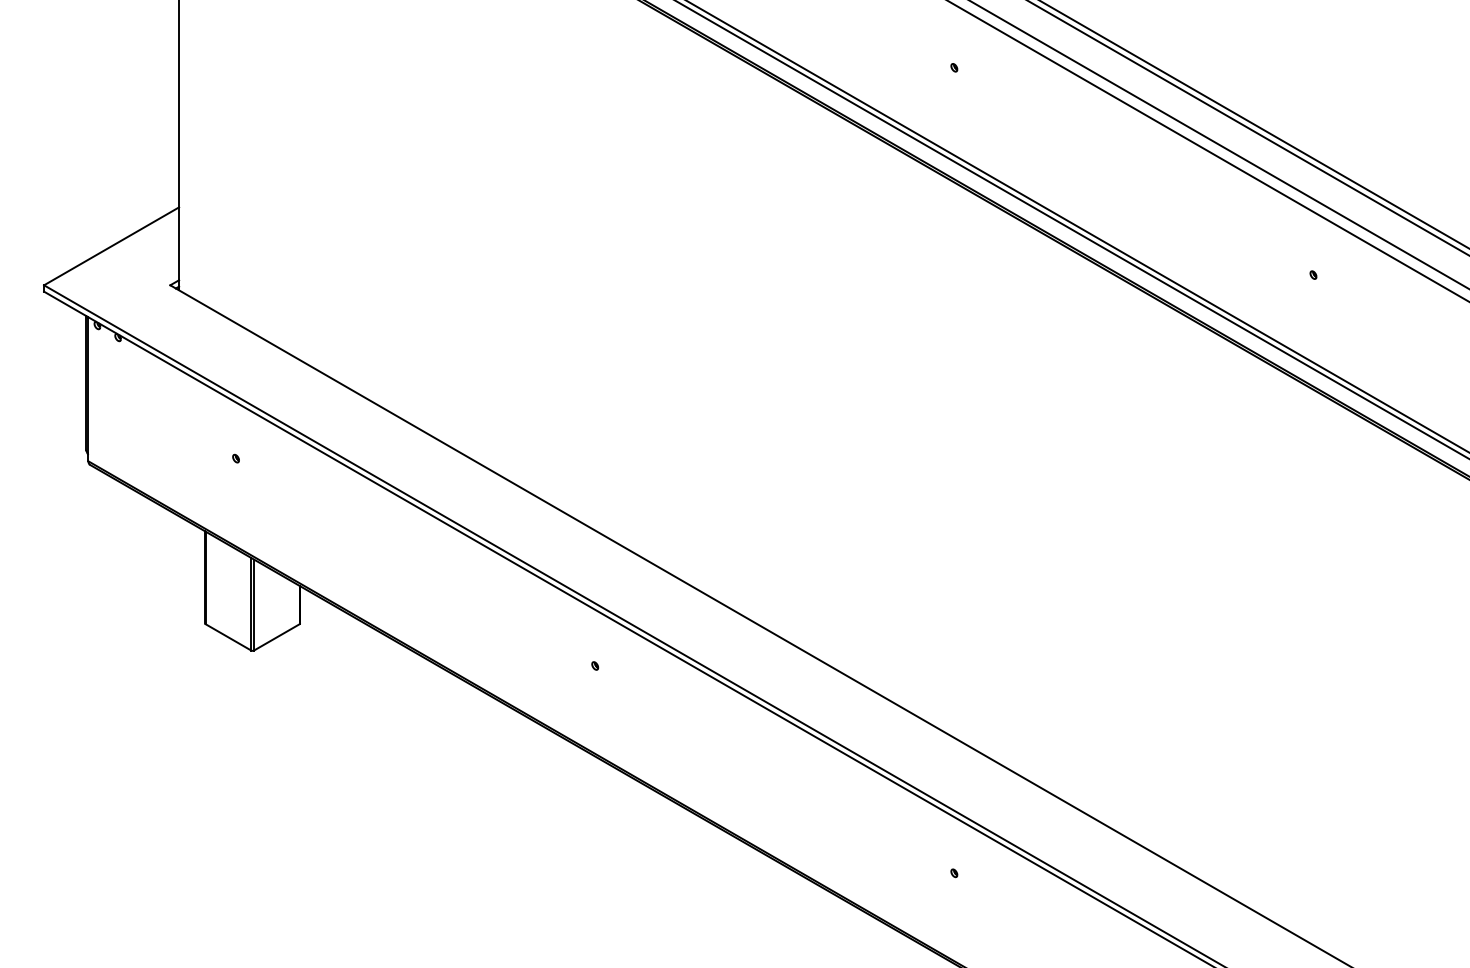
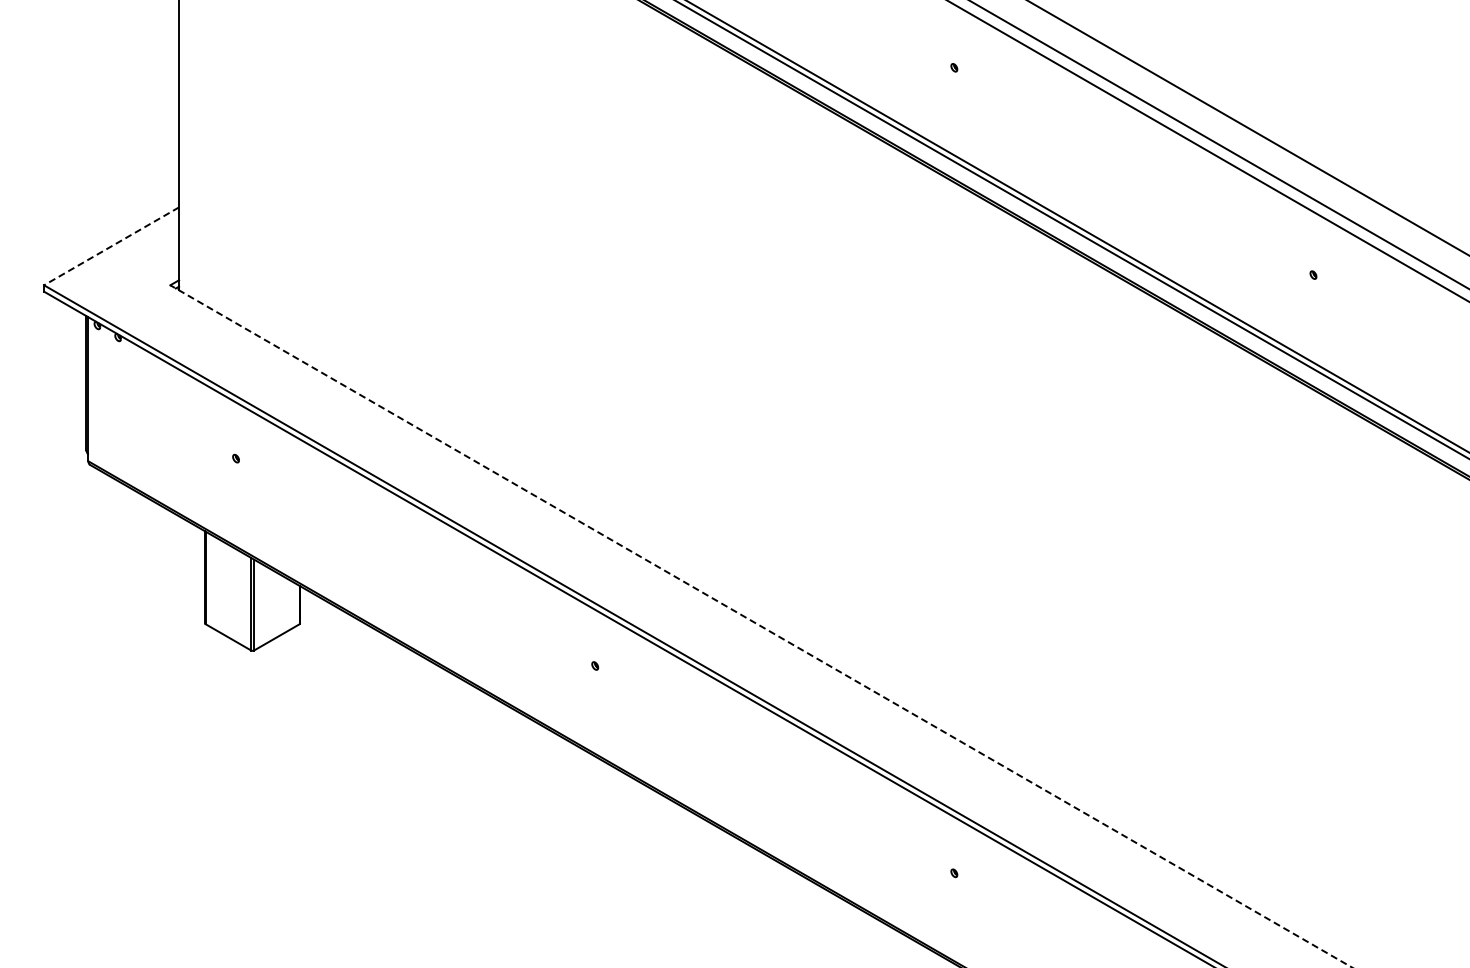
line: present -> none (1254, 124)
line: solid -> dashed (111, 246)
line: solid -> dashed (760, 626)
